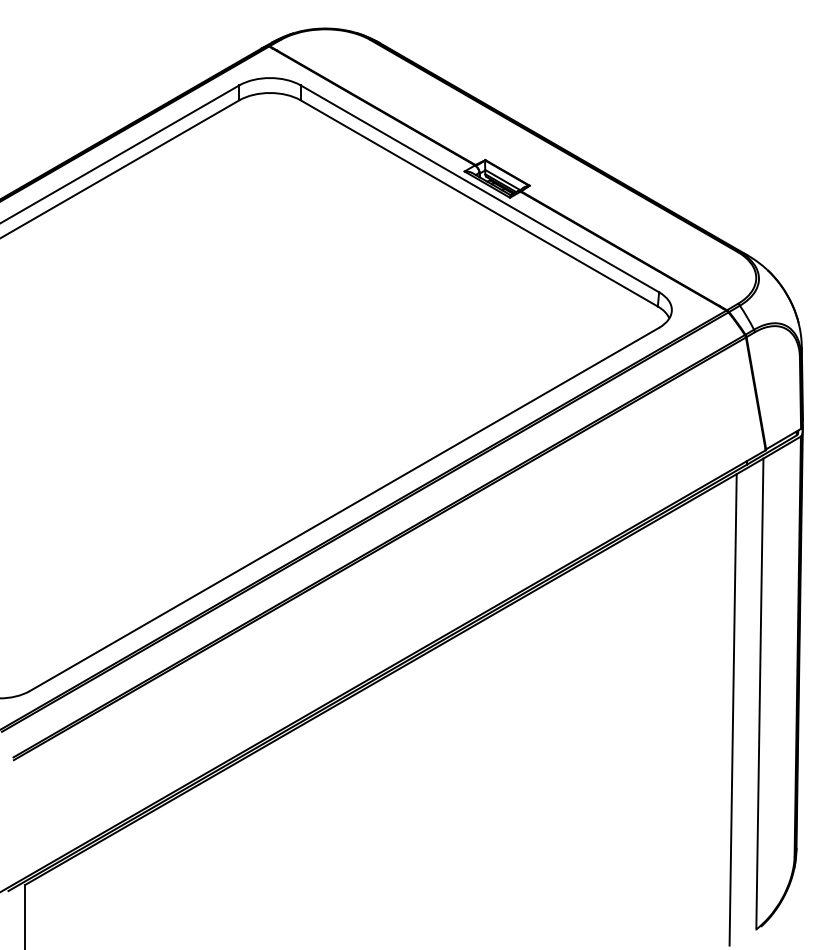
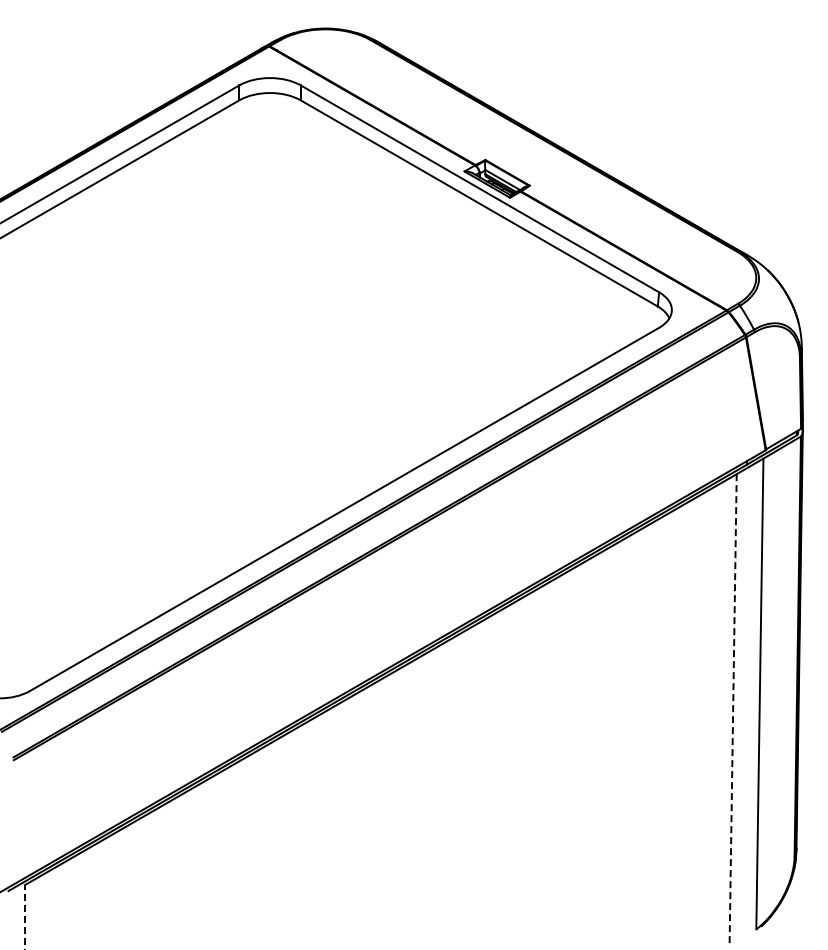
line: solid -> dashed (733, 709)
line: solid -> dashed (24, 917)
